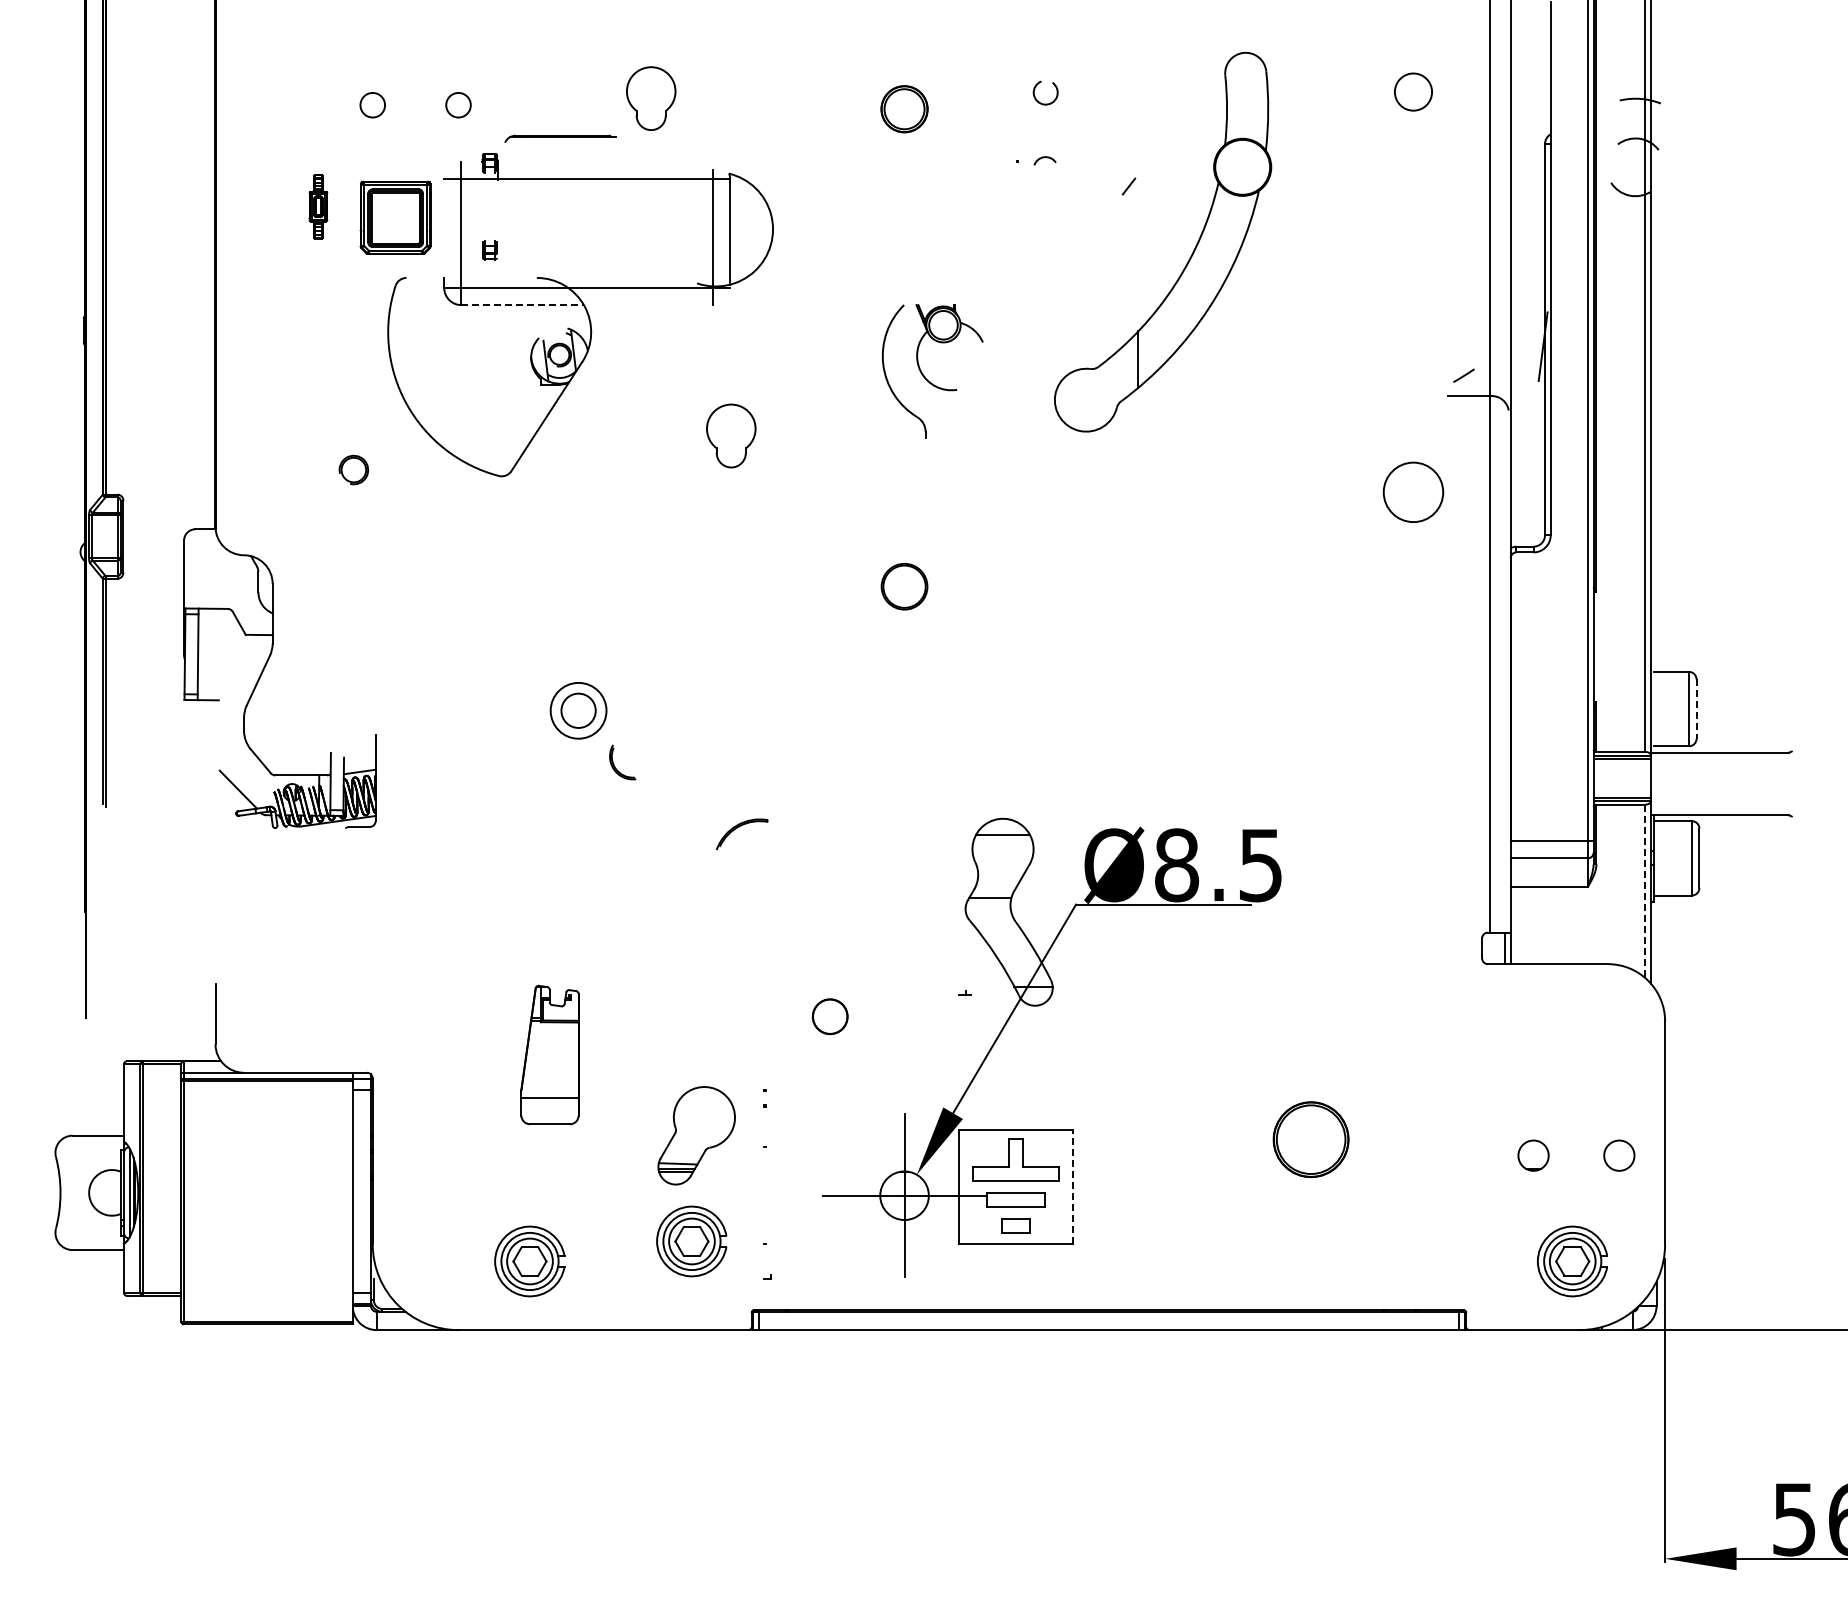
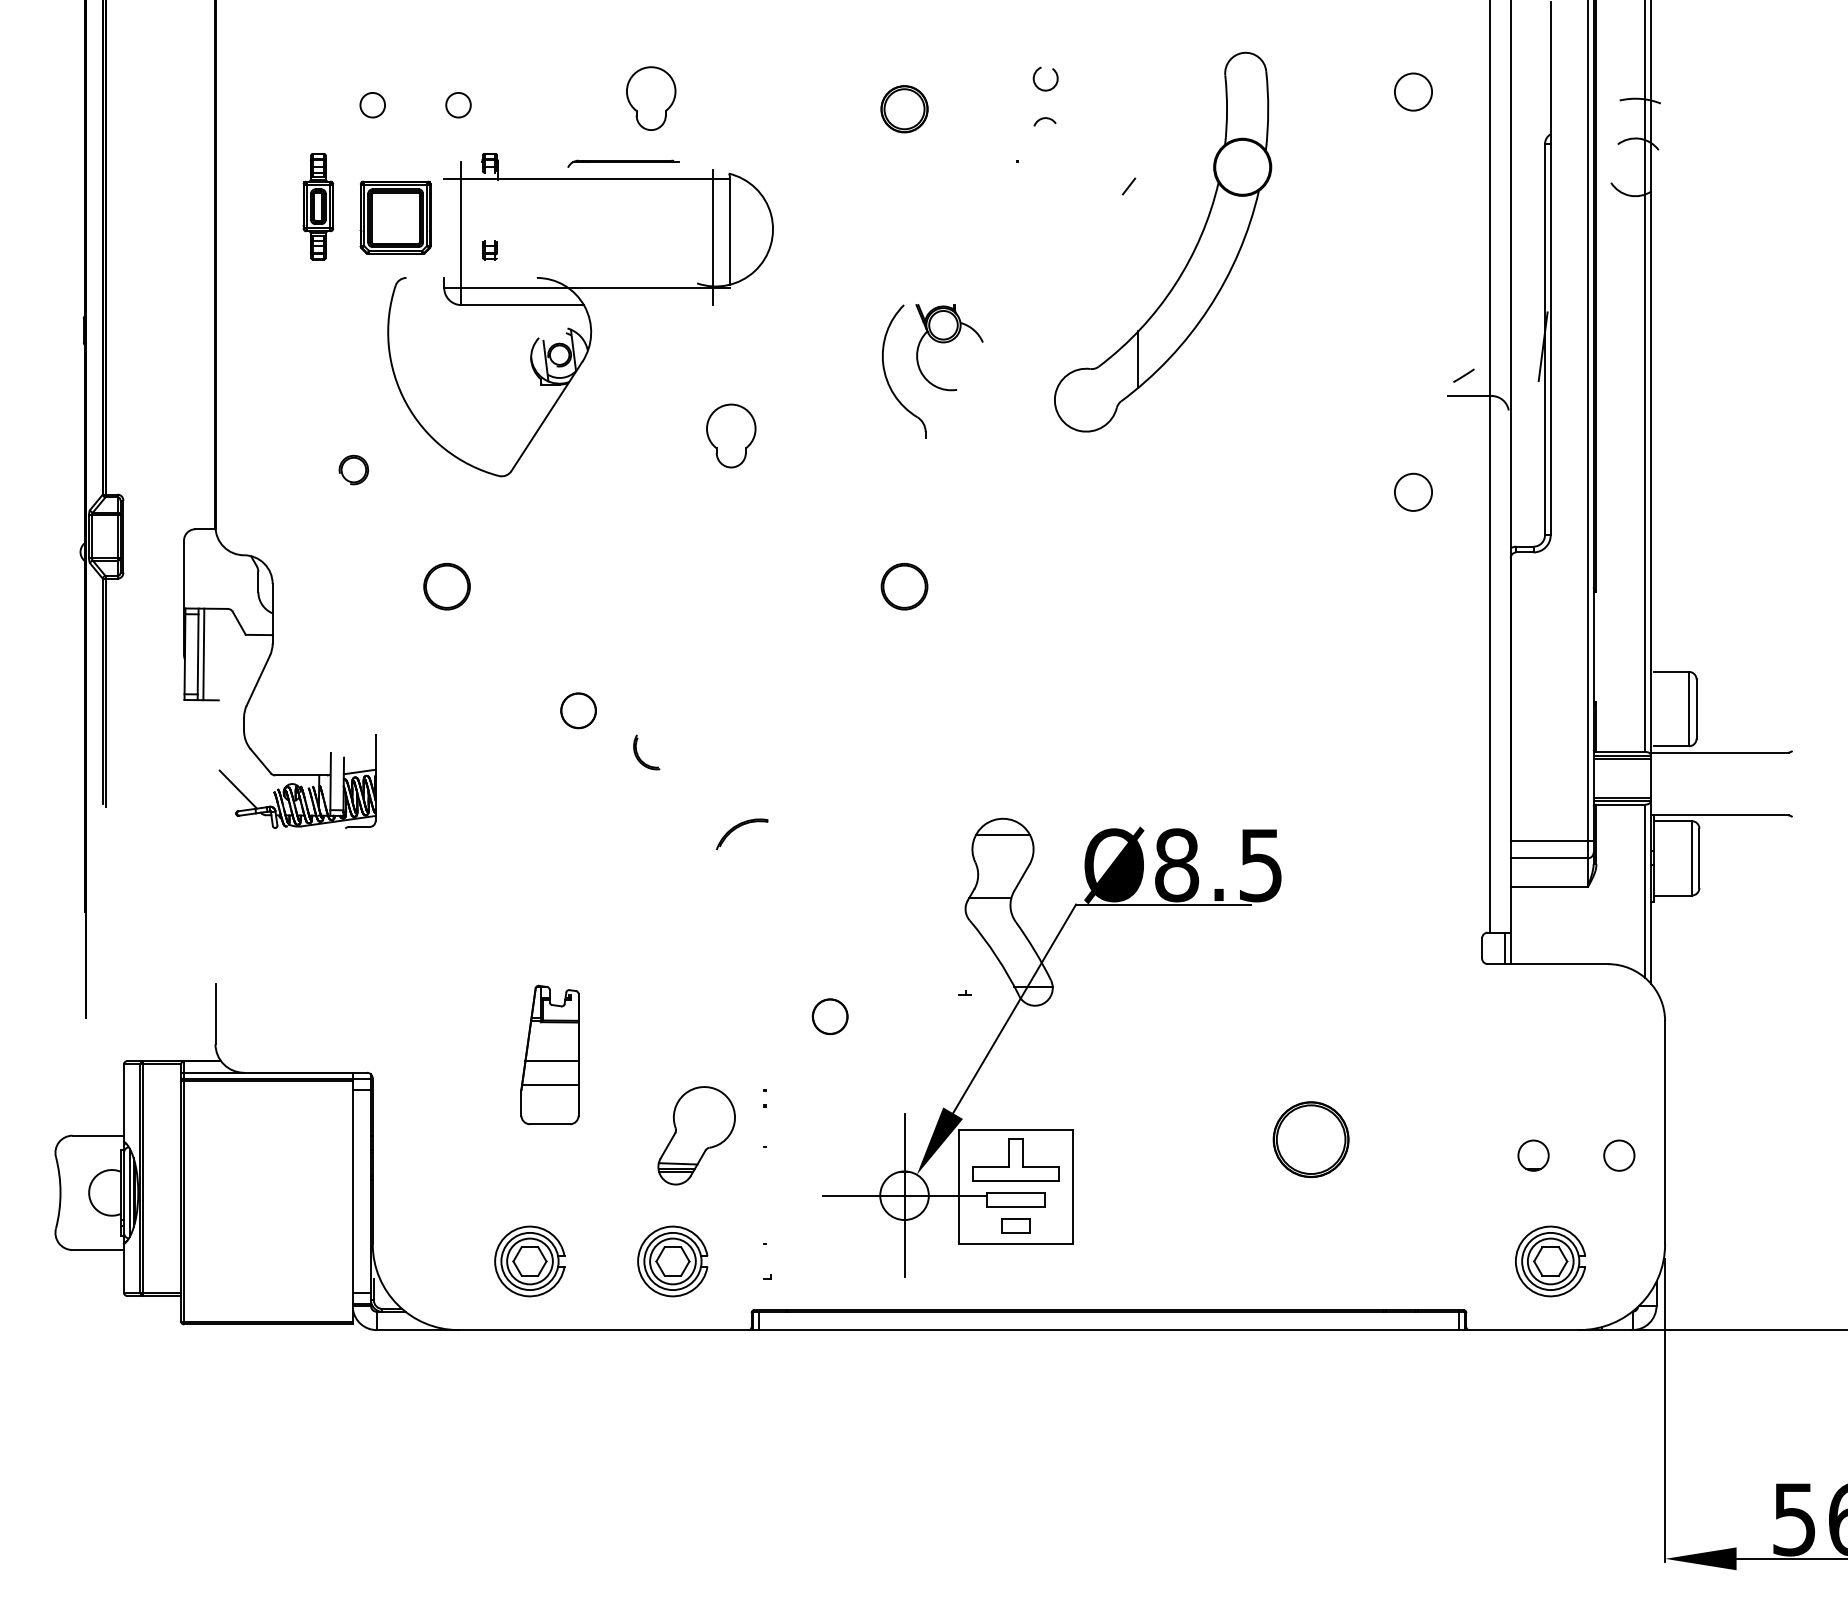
arc position: (1036, 87) -> (1036, 73) (1036, 73)
part position: (560, 138) -> (623, 163) (623, 163)
arc position: (1044, 158) -> (1044, 119) (1044, 119)
part size: 21x66 px -> 33x108 px (318, 206)
line: dashed -> solid (523, 305)
circle diameter: 59 px -> 37 px (1413, 491)
part: none -> present (446, 586)
line: none -> present (203, 654)
line: dashed -> solid (1696, 709)
circle diameter: 56 px -> 35 px (578, 710)
part position: (615, 766) -> (639, 756) (639, 756)
line: dashed -> solid (1645, 891)
line: none -> present (551, 1061)
line position: (550, 1098) -> (550, 1085) (550, 1085)
line: dashed -> solid (1073, 1186)
part position: (691, 1241) -> (672, 1261) (672, 1261)
part position: (1572, 1261) -> (1550, 1261) (1550, 1261)
